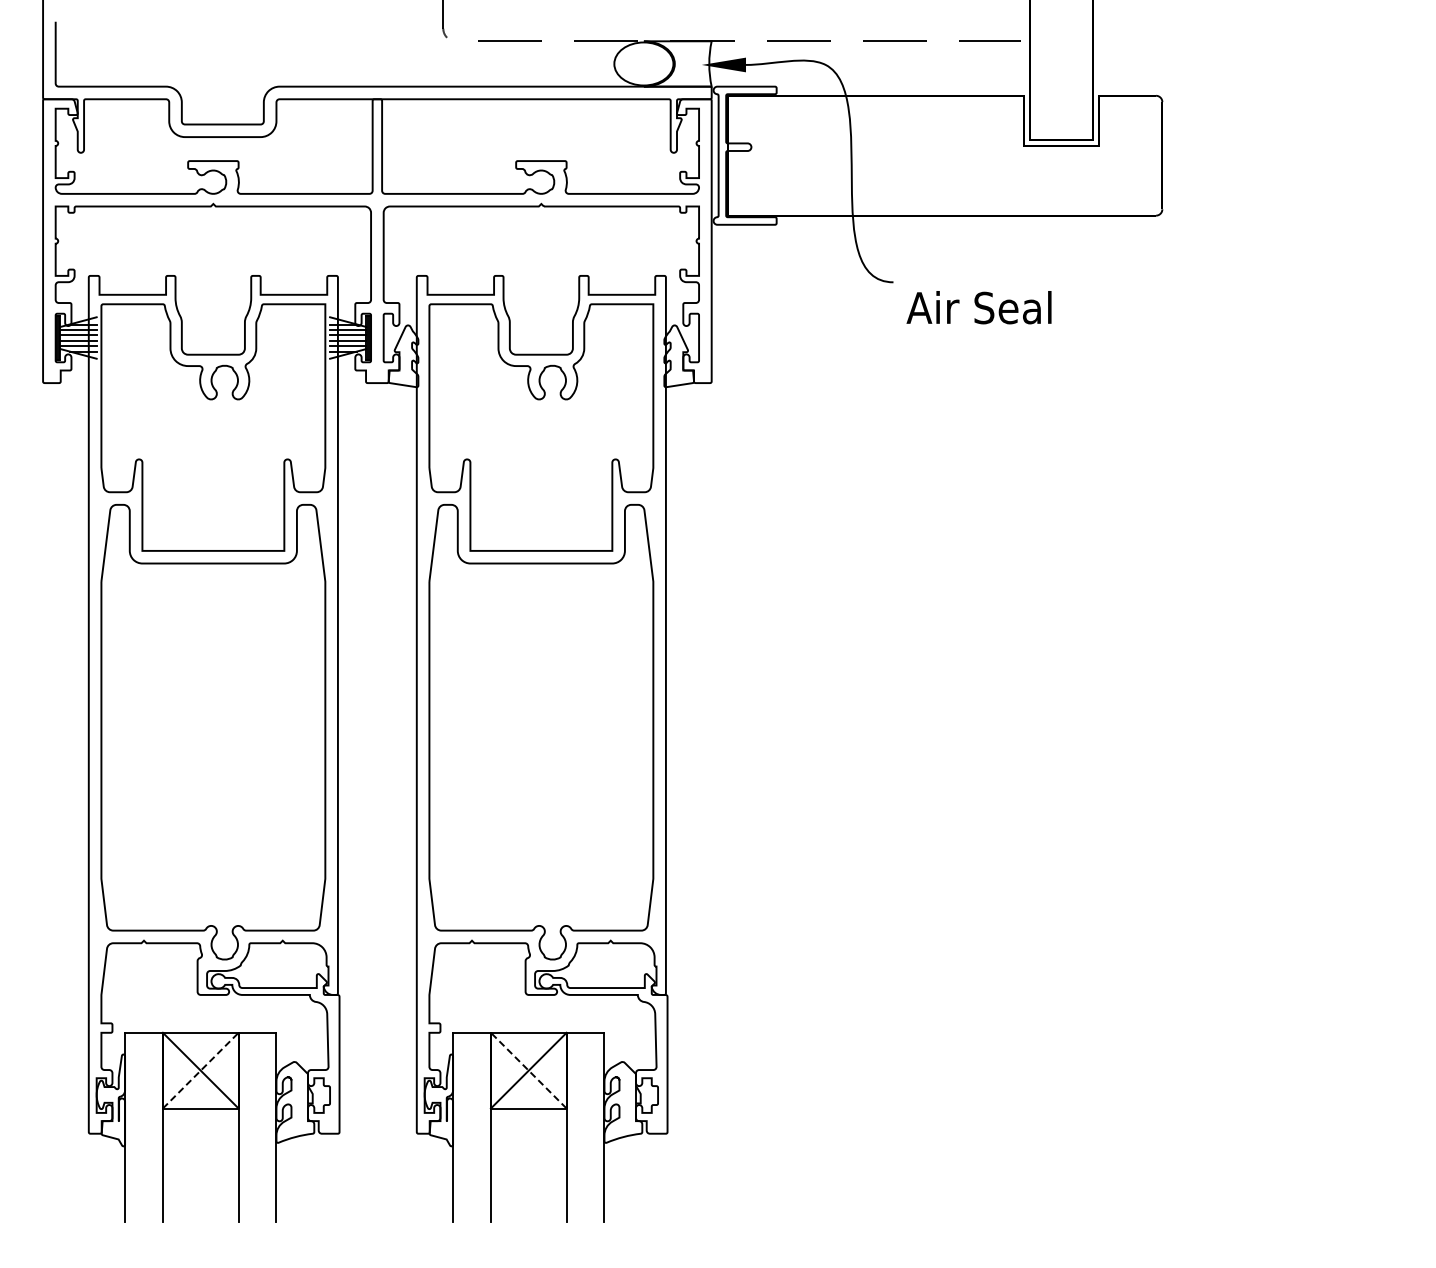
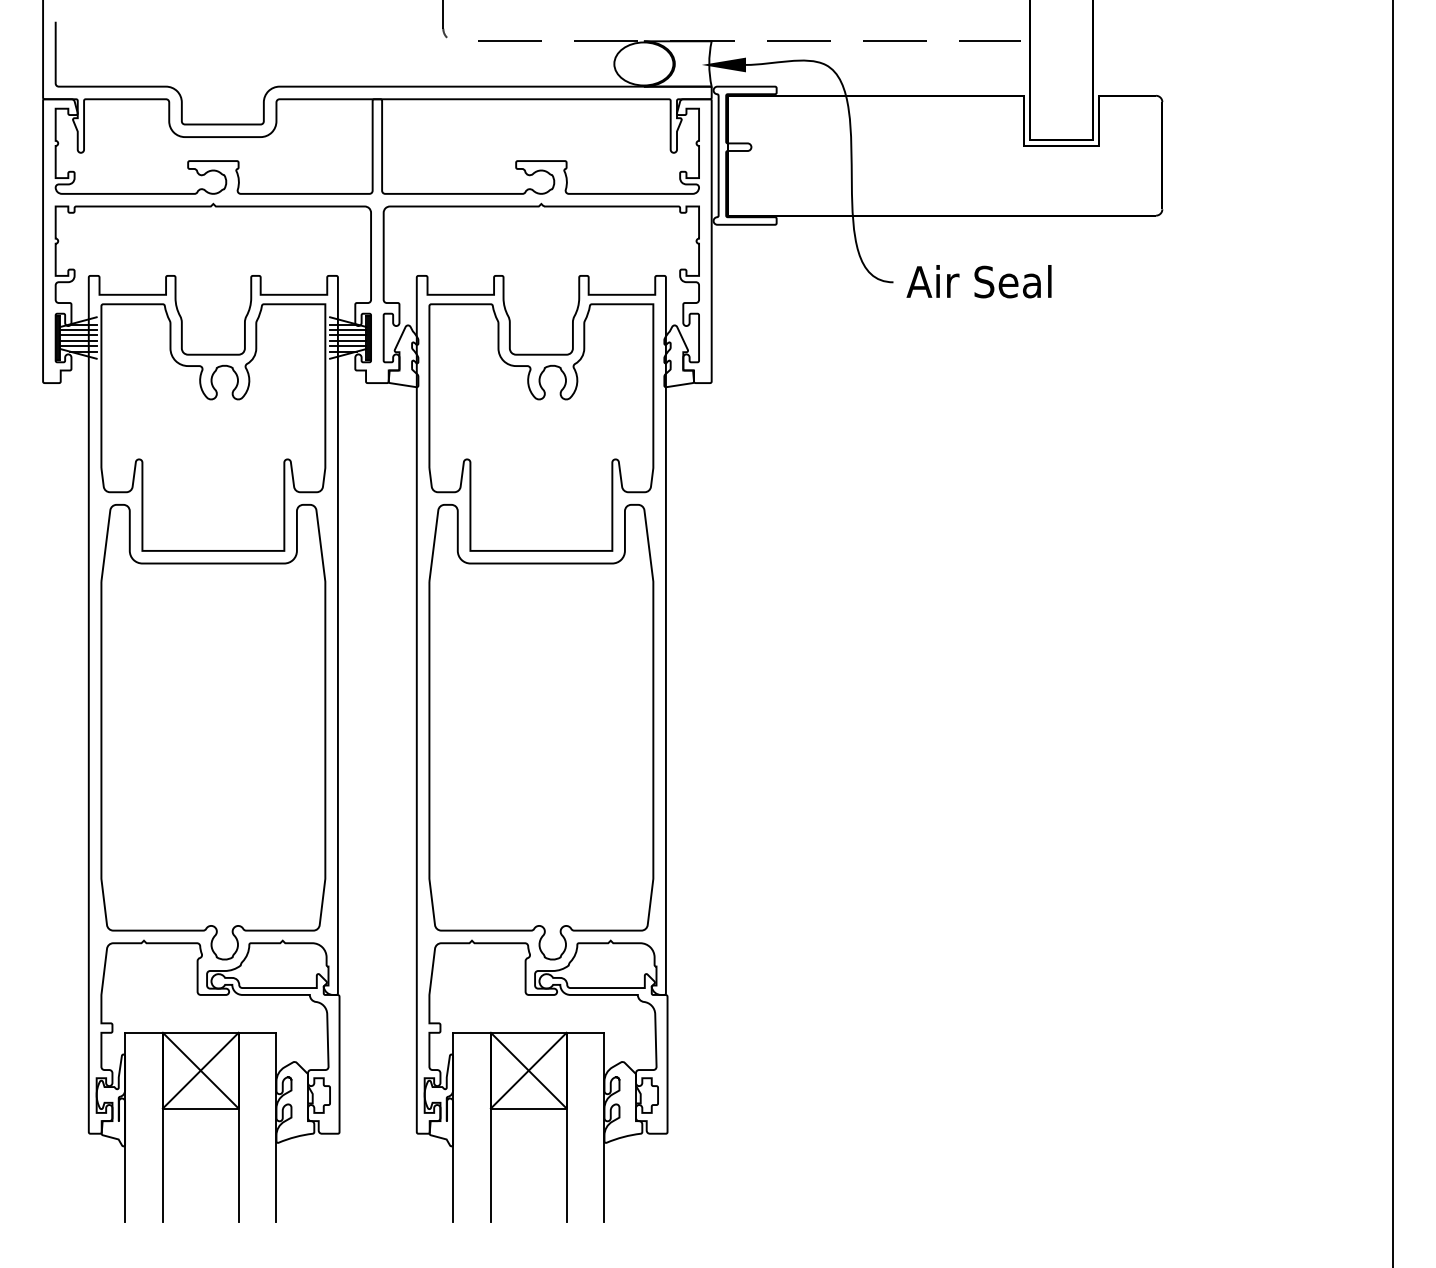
text position: (978, 307) -> (978, 281) (978, 281)
line: none -> present (1392, 633)
line: dashed -> solid (200, 1070)
line: dashed -> solid (528, 1070)
